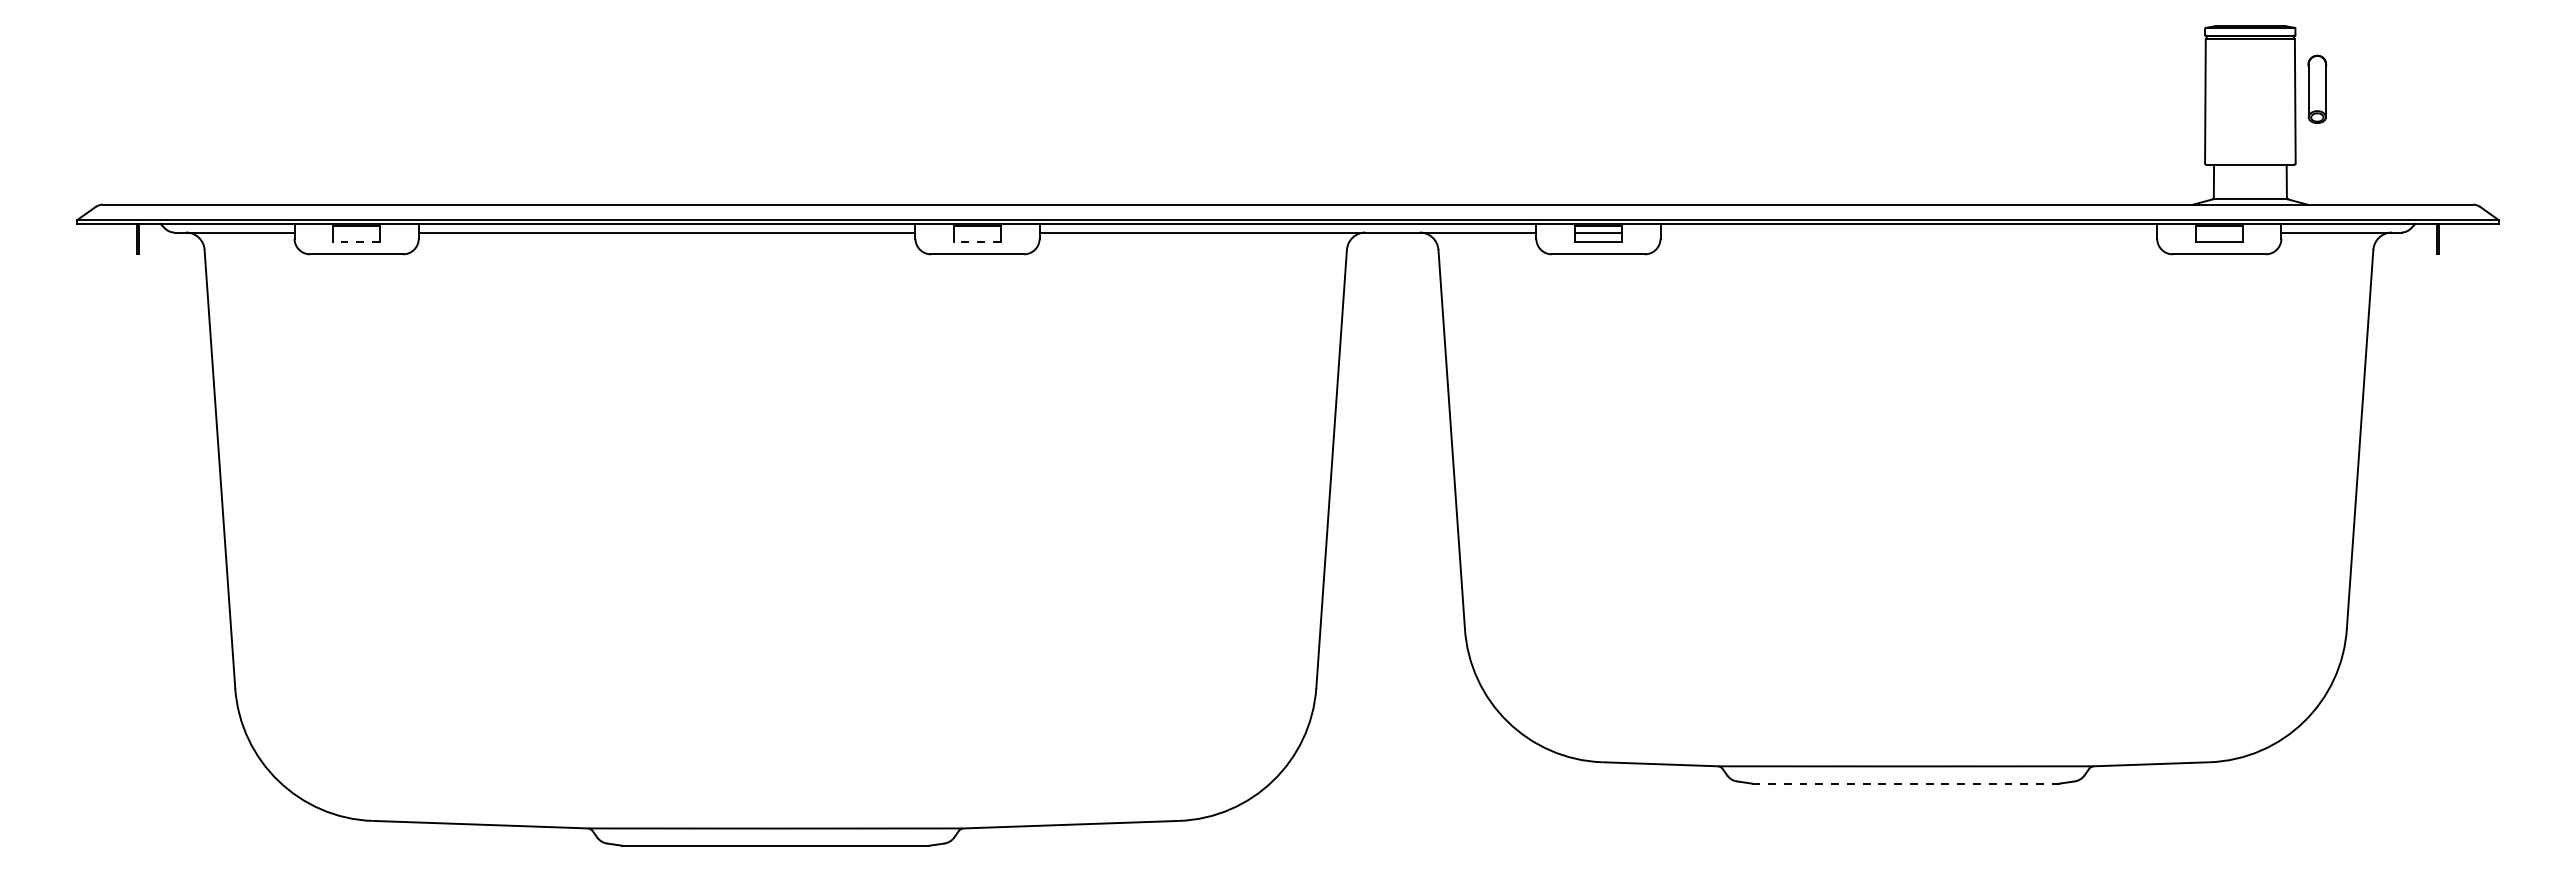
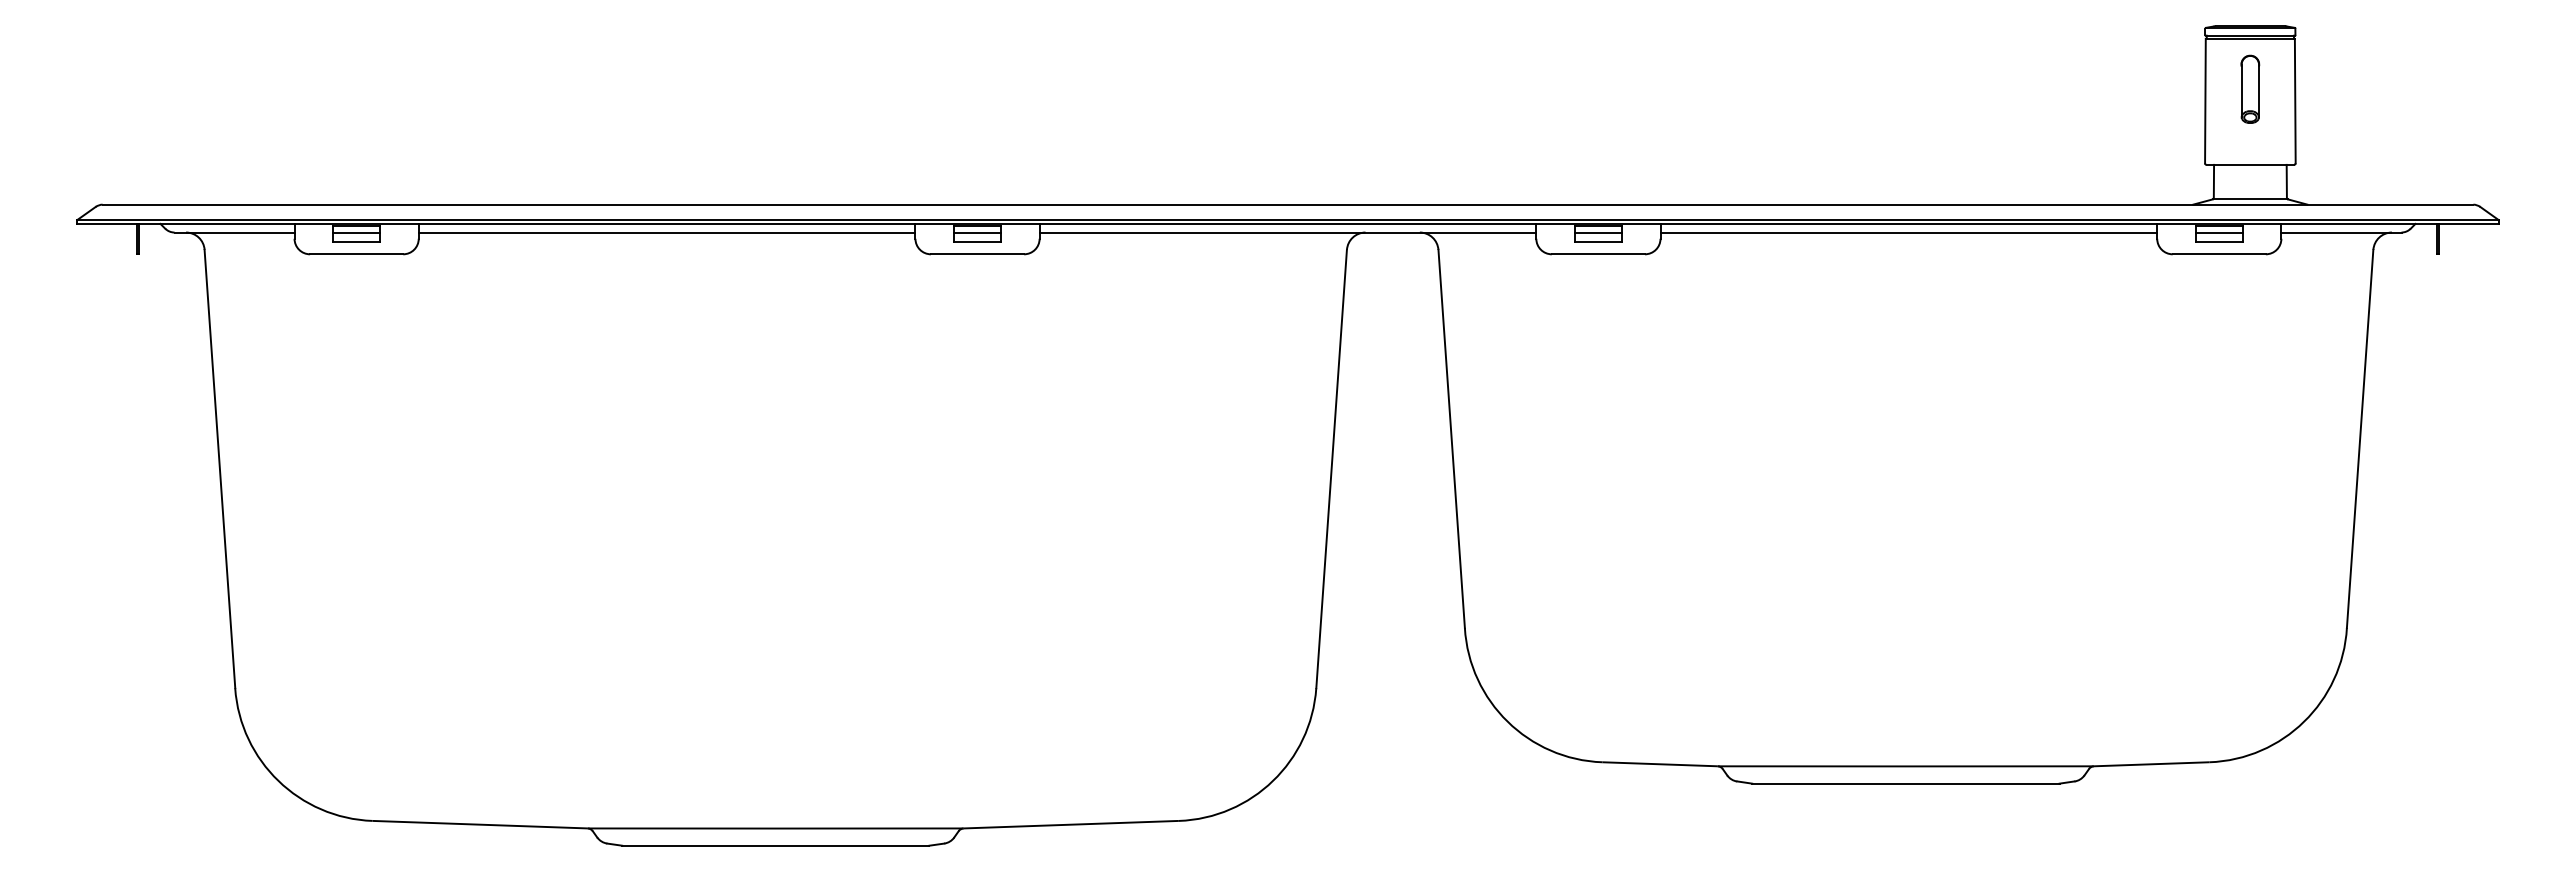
part position: (2317, 88) -> (2250, 88) (2250, 88)
line: none -> present (356, 232)
line: none -> present (977, 232)
line: none -> present (1908, 232)
line: none -> present (2219, 232)
line: dashed -> solid (356, 241)
line: dashed -> solid (977, 241)
line: dashed -> solid (1905, 783)
